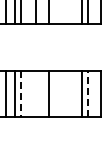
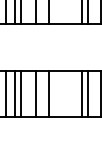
line: dashed -> solid (87, 93)
line: dashed -> solid (20, 94)
line: none -> present (36, 94)
